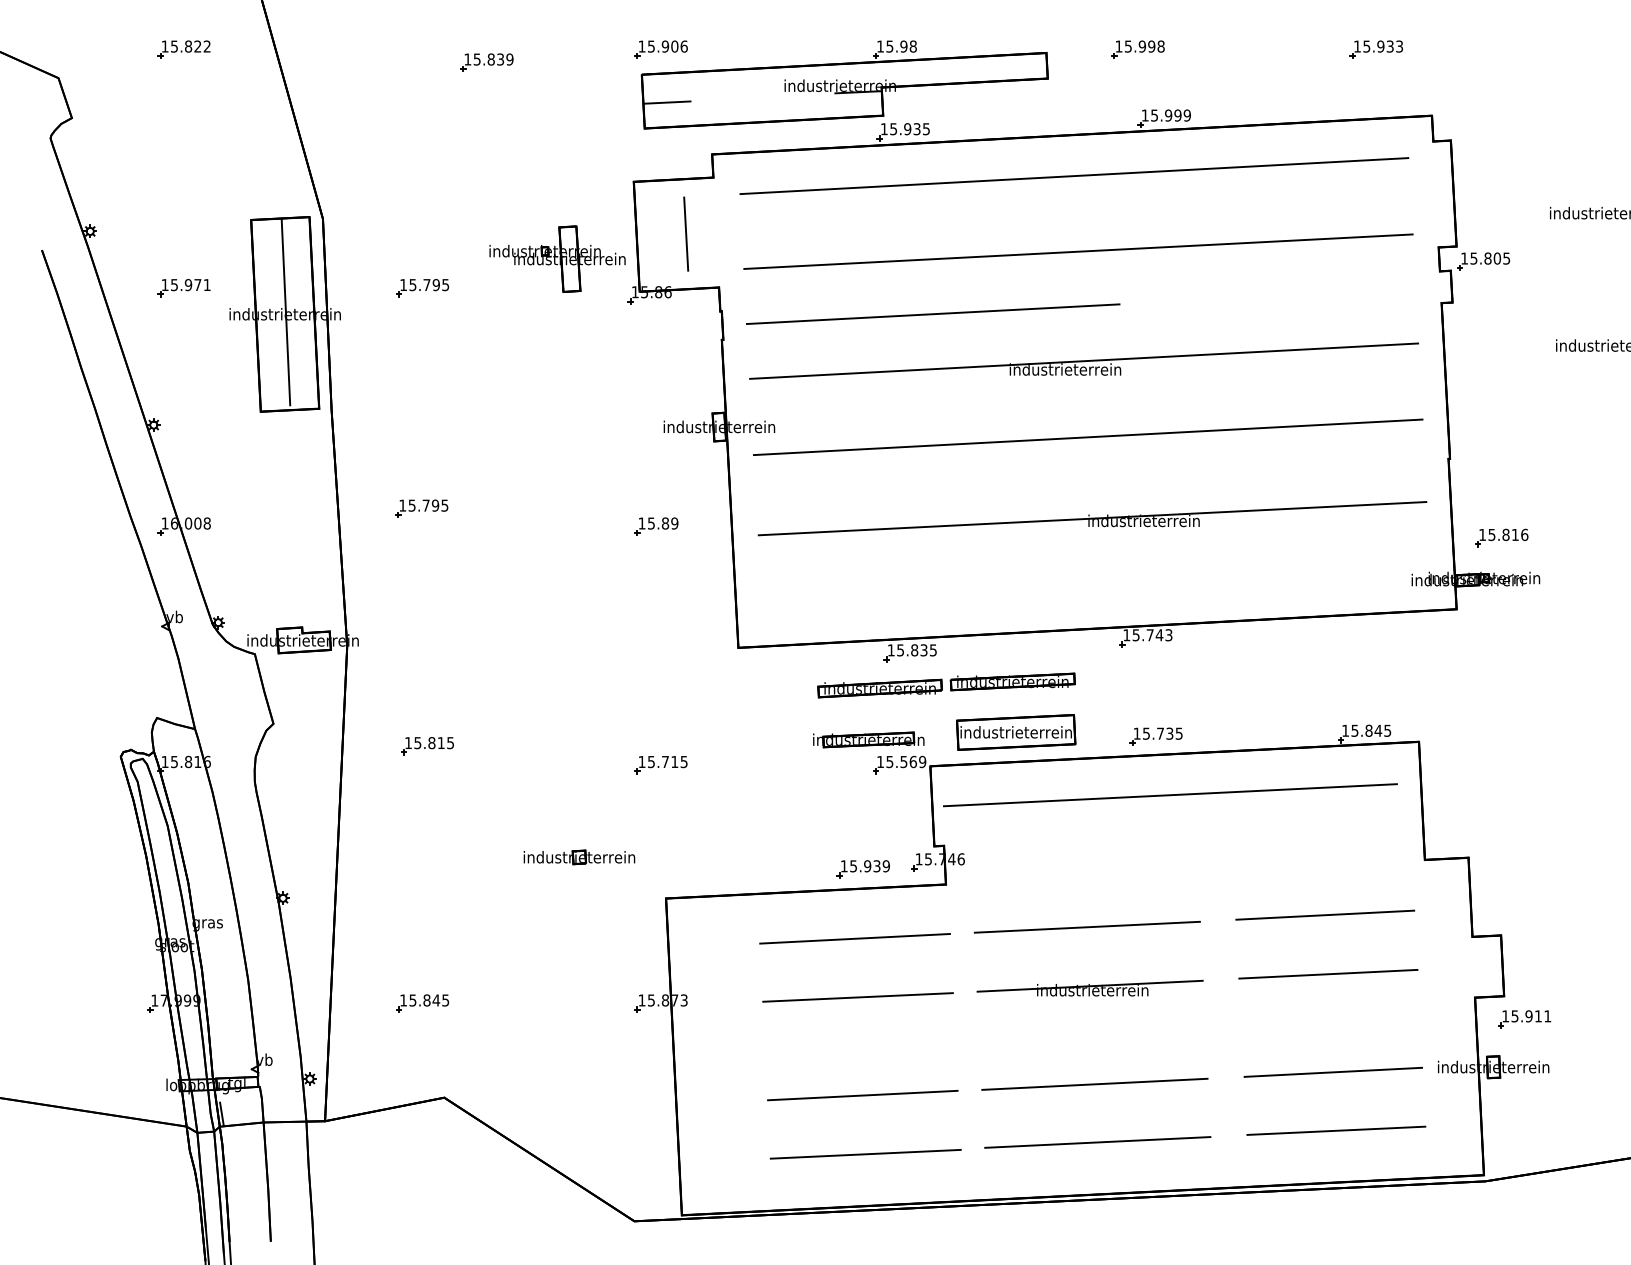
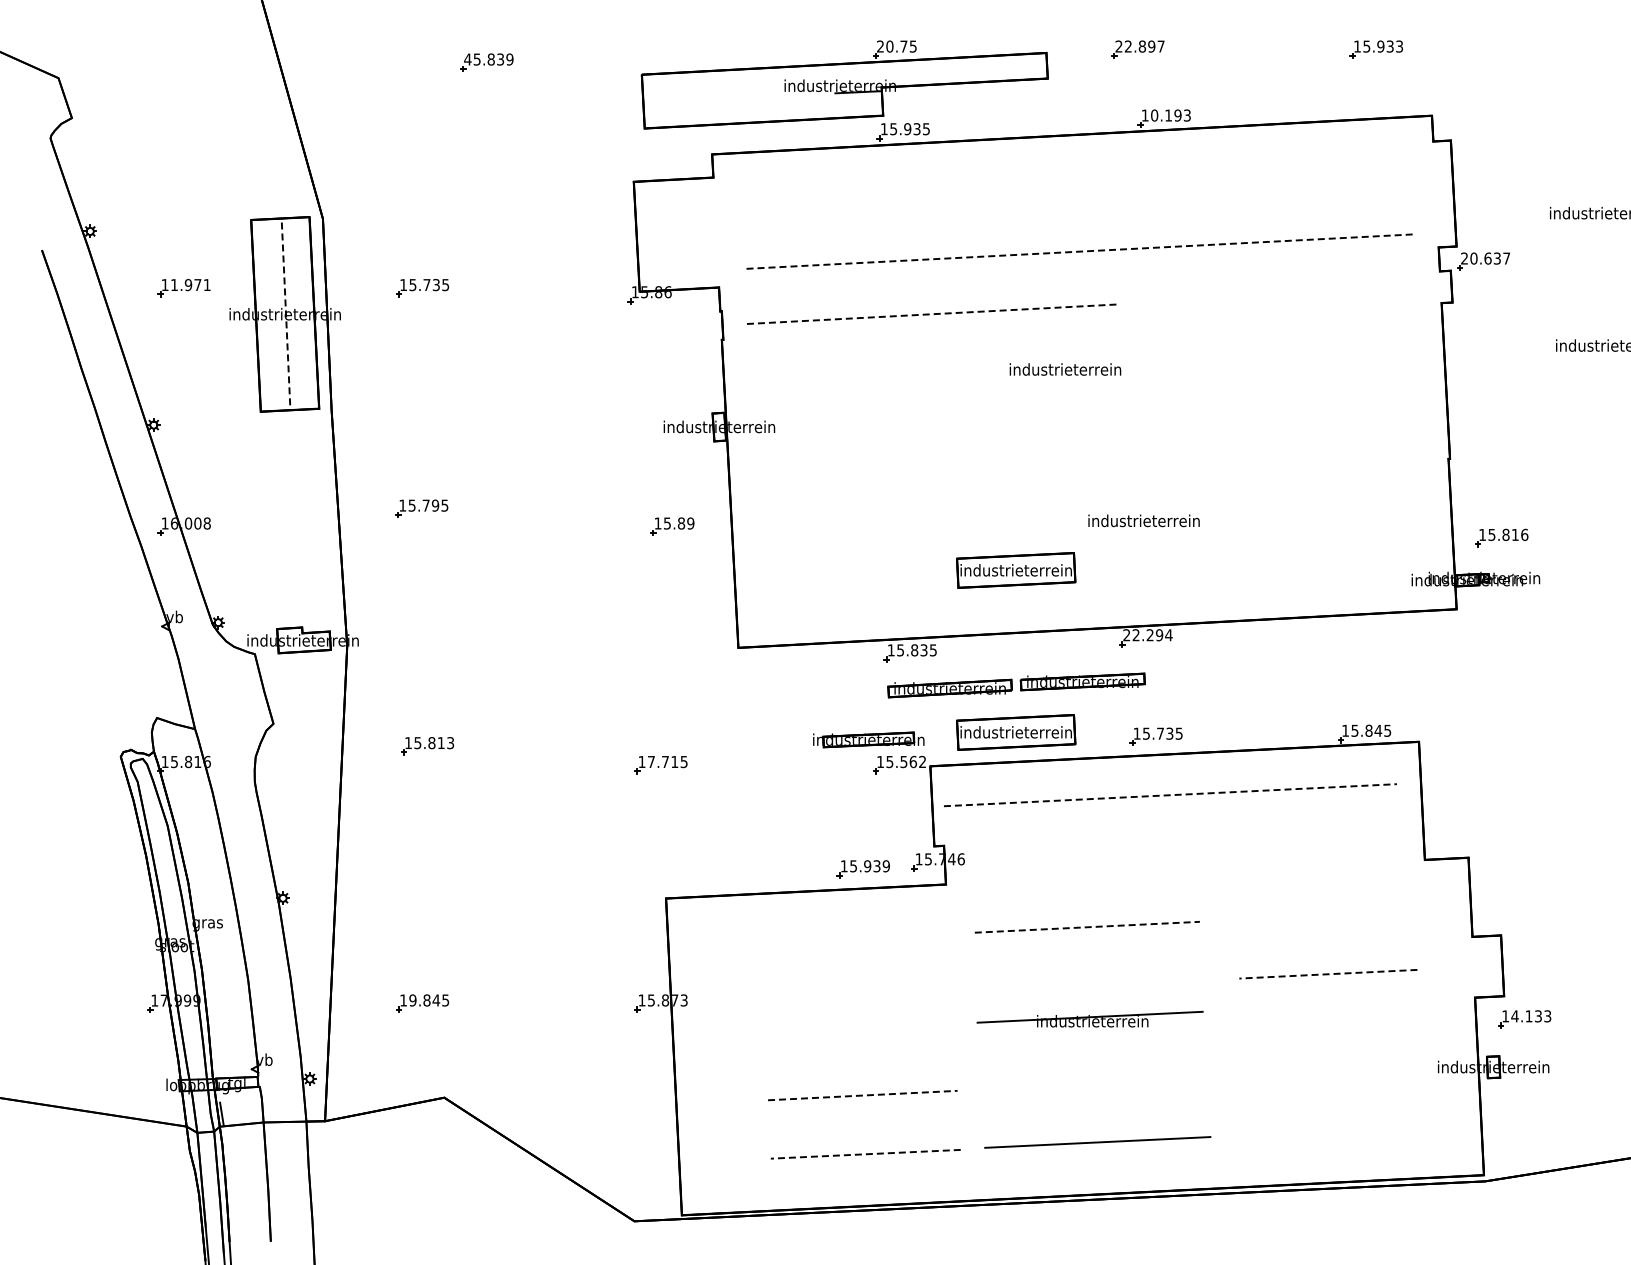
text: 15.98 -> 20.75 (896, 46)
text: 15.998 -> 22.897 (1139, 46)
part: present -> none (183, 49)
part: present -> none (660, 49)
text: 15.839 -> 45.839 (467, 59)
line: present -> none (667, 102)
text: 15.999 -> 10.193 (1170, 115)
line: present -> none (1074, 176)
line: present -> none (686, 233)
line: solid -> dashed (1078, 251)
part: present -> none (557, 258)
text: 15.805 -> 20.637 (1485, 258)
text: 15.795 -> 15.735 (435, 284)
text: 15.971 -> 11.971 (174, 285)
line: solid -> dashed (285, 312)
line: solid -> dashed (933, 314)
line: present -> none (1084, 360)
line: present -> none (1087, 437)
line: present -> none (1092, 518)
part position: (656, 526) -> (672, 526) (672, 526)
part: none -> present (1016, 570)
text: 15.743 -> 22.294 (1147, 635)
part position: (946, 685) -> (1016, 685) (1016, 685)
text: 15.815 -> 15.813 (450, 742)
text: 15.715 -> 17.715 (651, 762)
text: 15.569 -> 15.562 (922, 762)
line: solid -> dashed (1170, 795)
part: present -> none (579, 857)
line: present -> none (1325, 914)
line: solid -> dashed (1087, 927)
line: present -> none (854, 938)
line: solid -> dashed (1327, 974)
part position: (1089, 987) -> (1089, 1018) (1089, 1018)
line: present -> none (857, 997)
text: 15.845 -> 19.845 (412, 1000)
text: 15.911 -> 14.133 (1531, 1016)
line: present -> none (1333, 1071)
line: present -> none (1094, 1083)
line: solid -> dashed (862, 1095)
line: present -> none (1336, 1130)
line: solid -> dashed (865, 1154)
